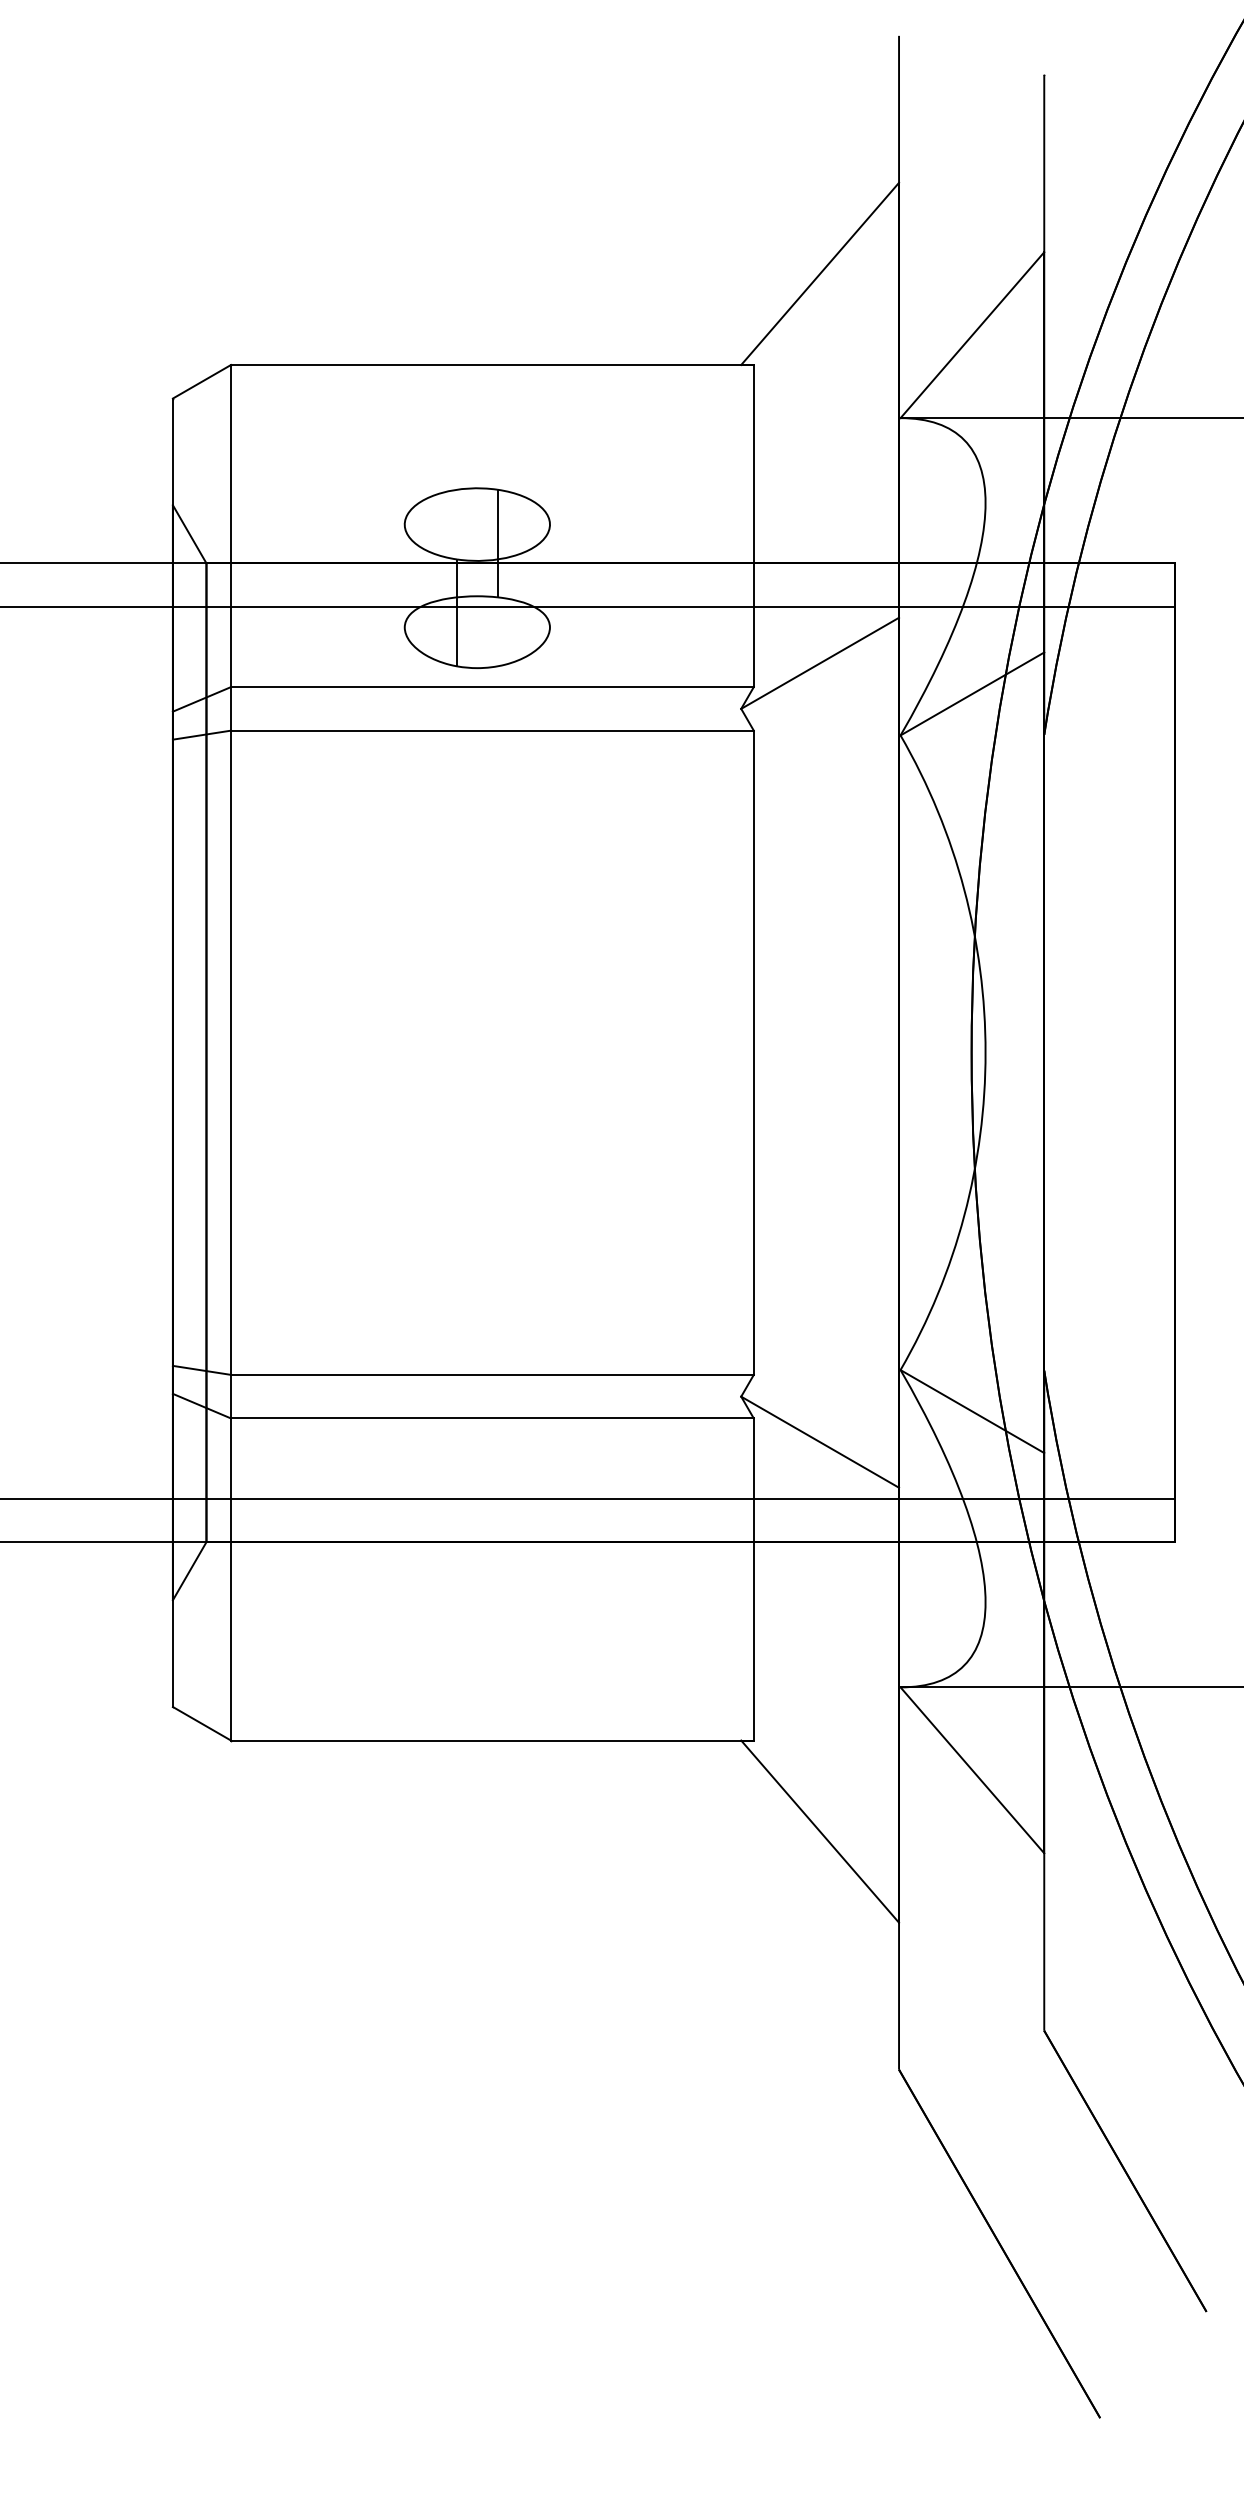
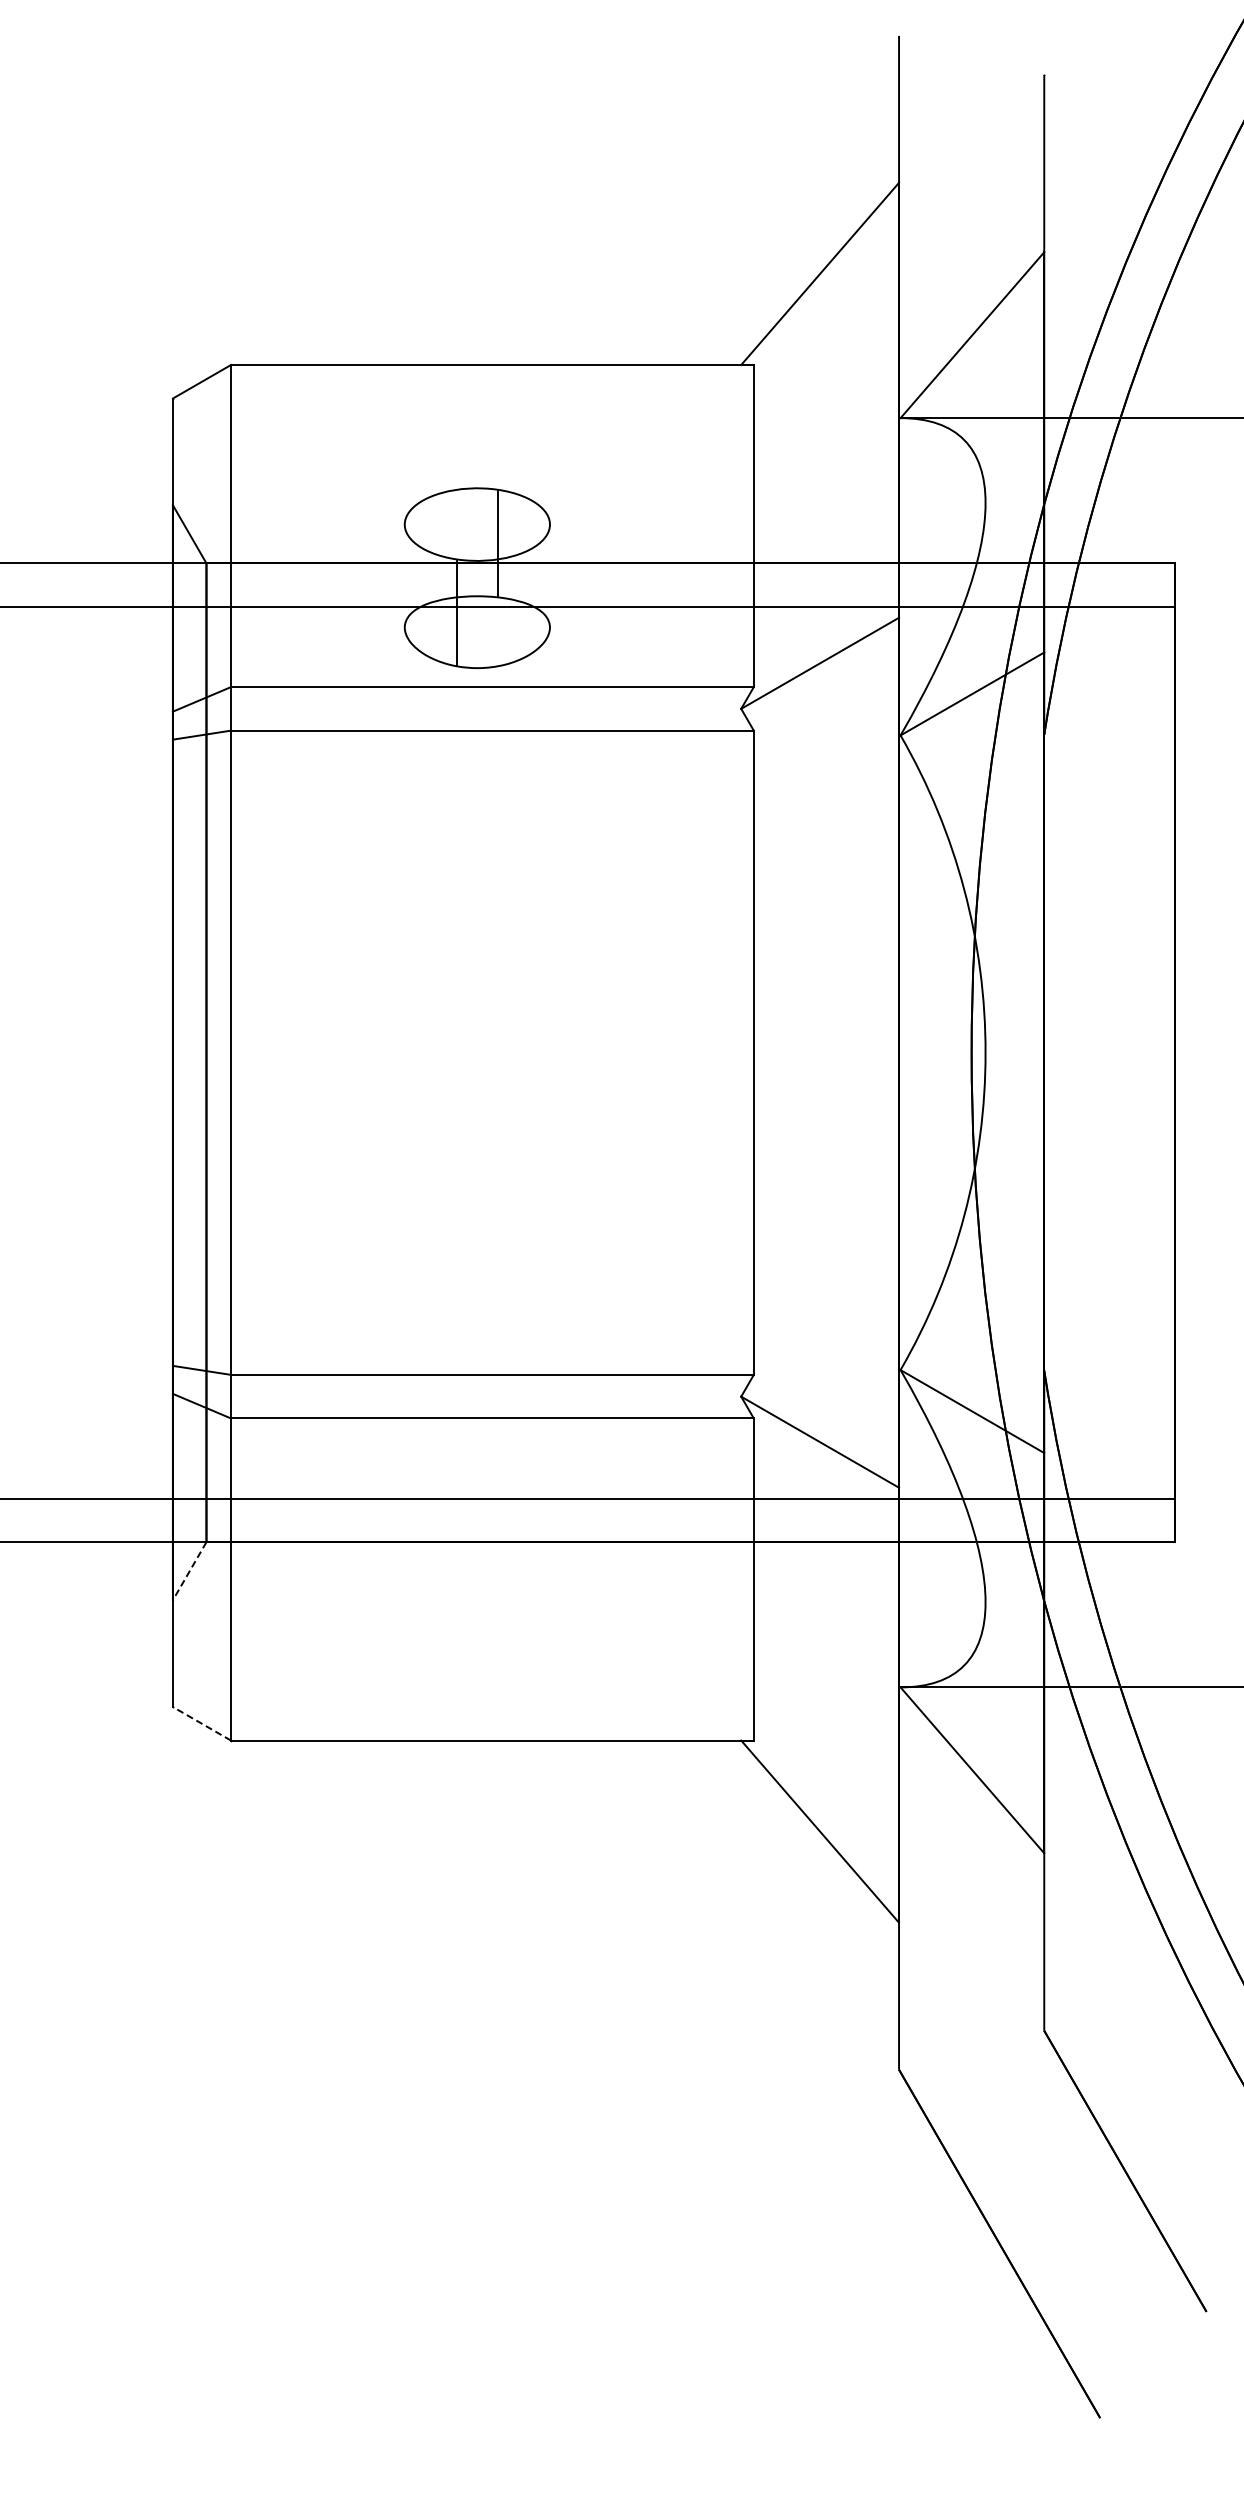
line: solid -> dashed (189, 1571)
line: solid -> dashed (201, 1723)
